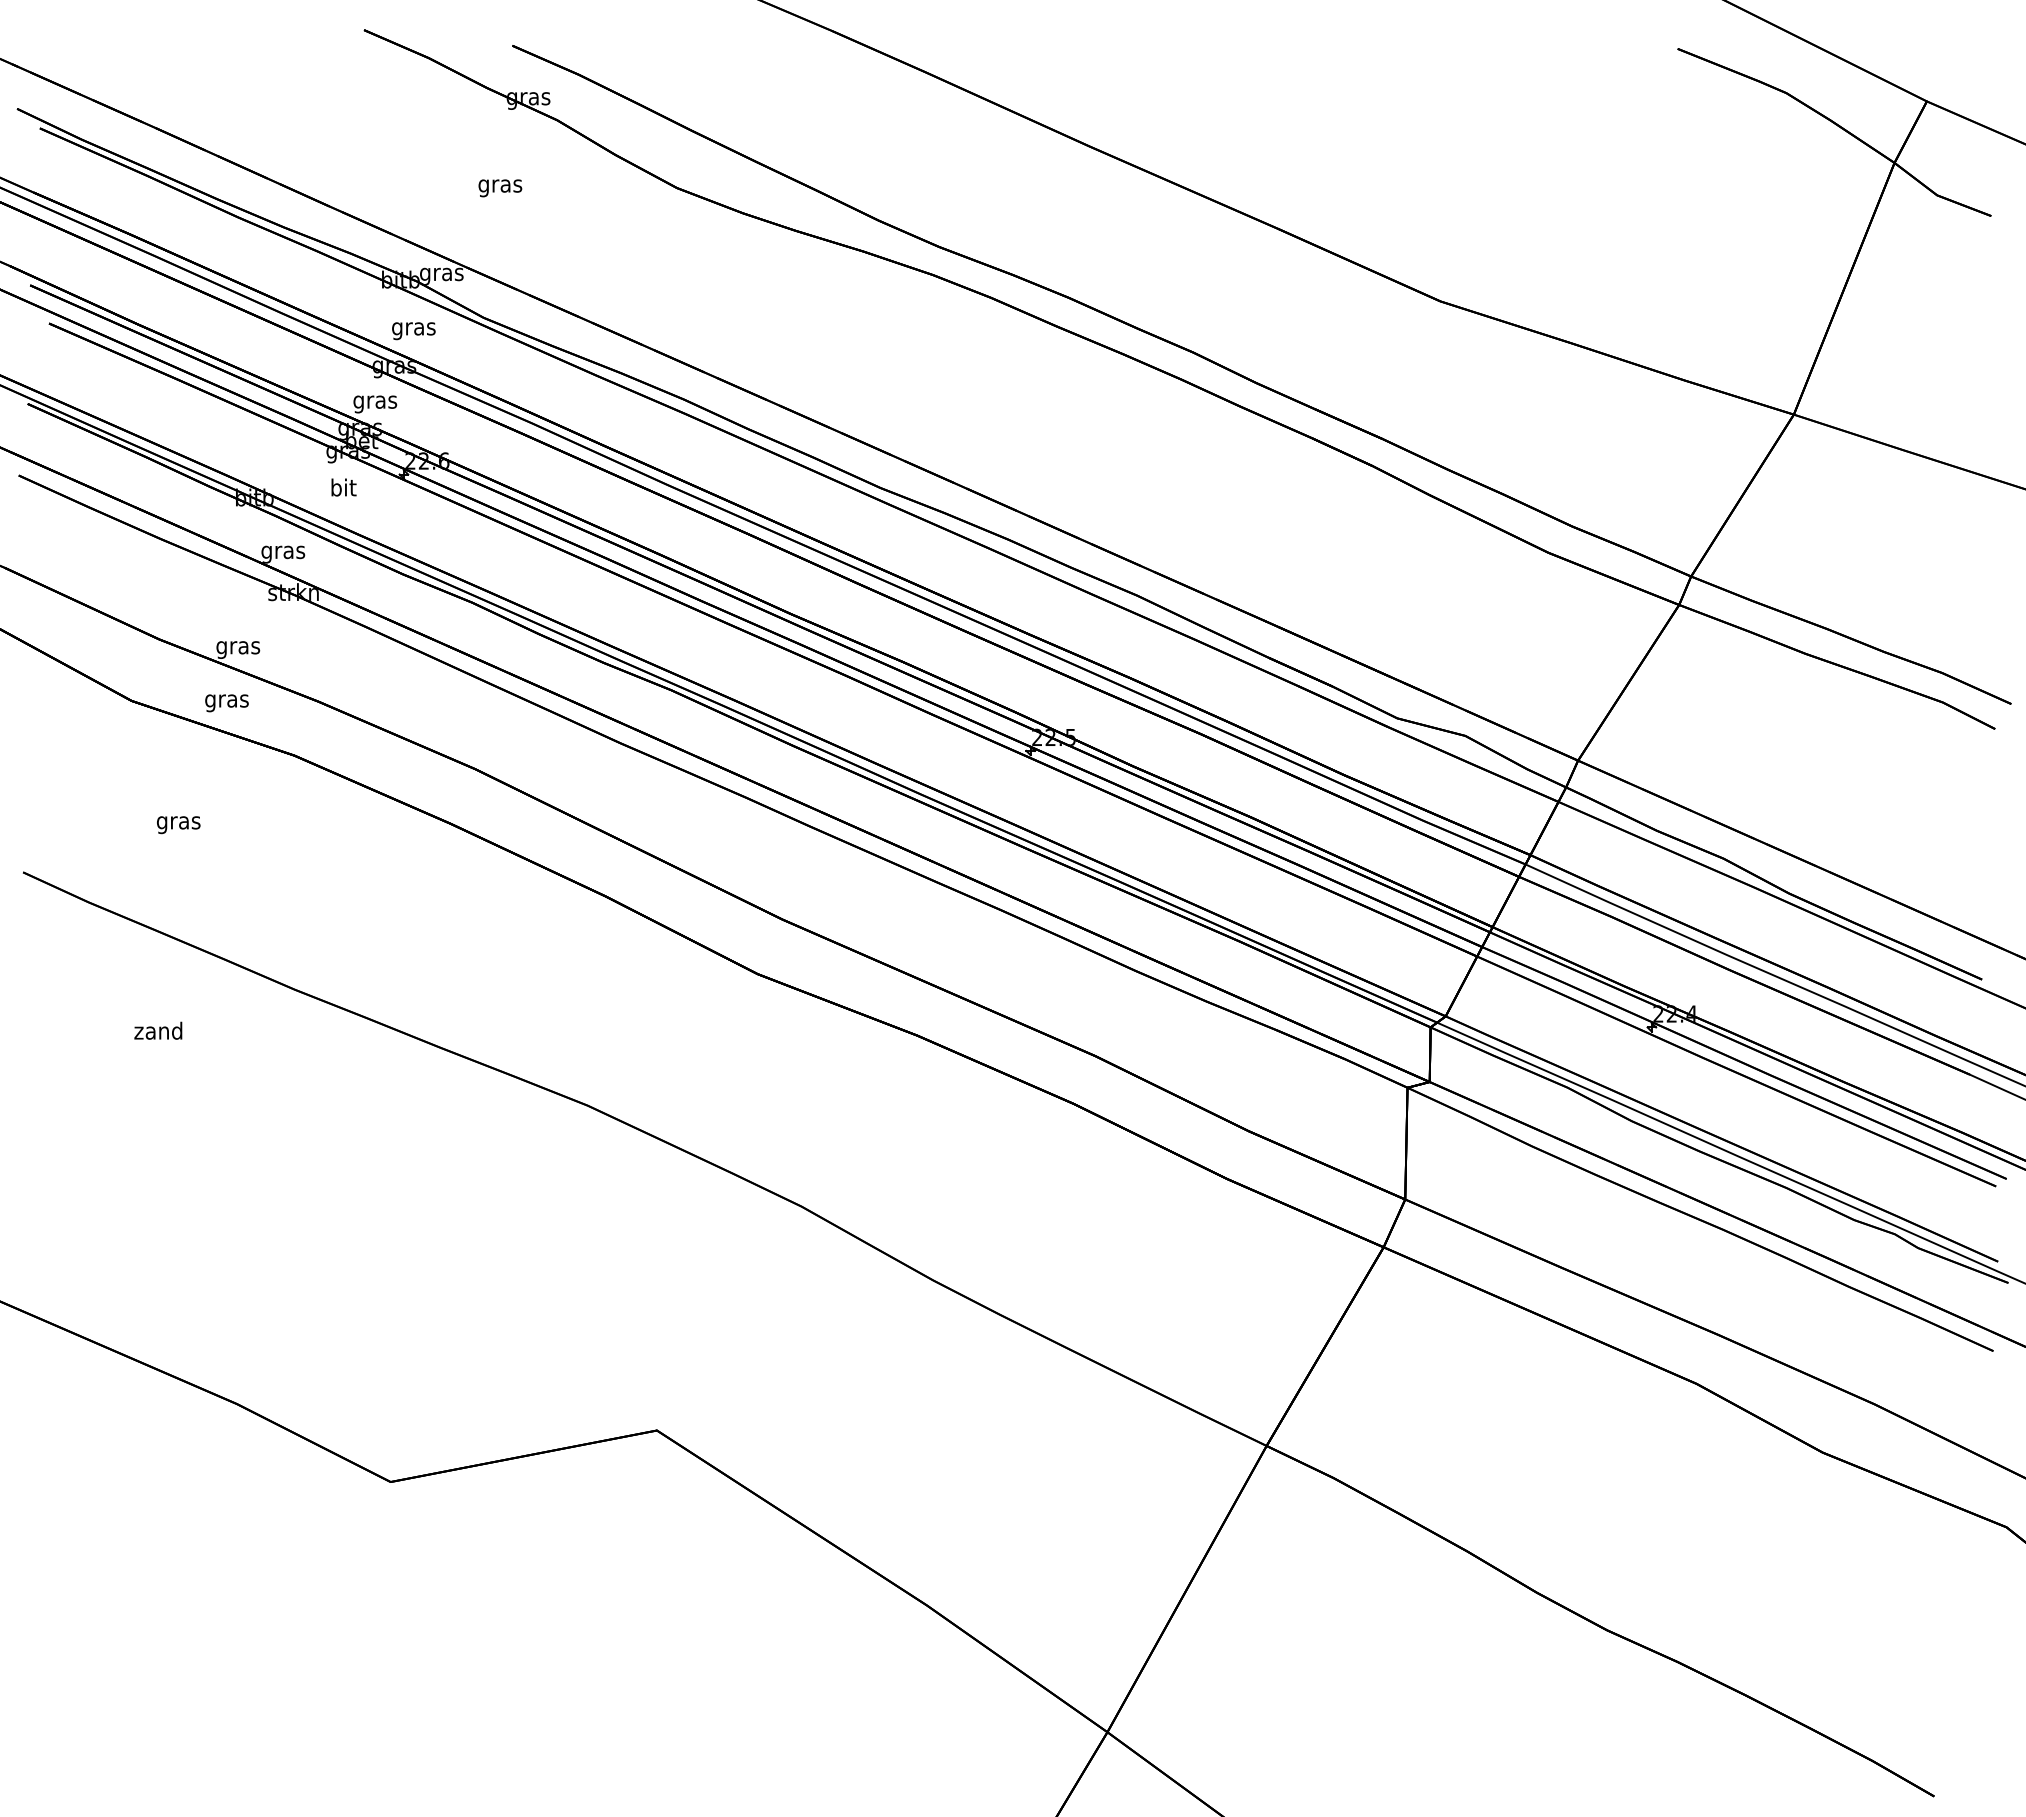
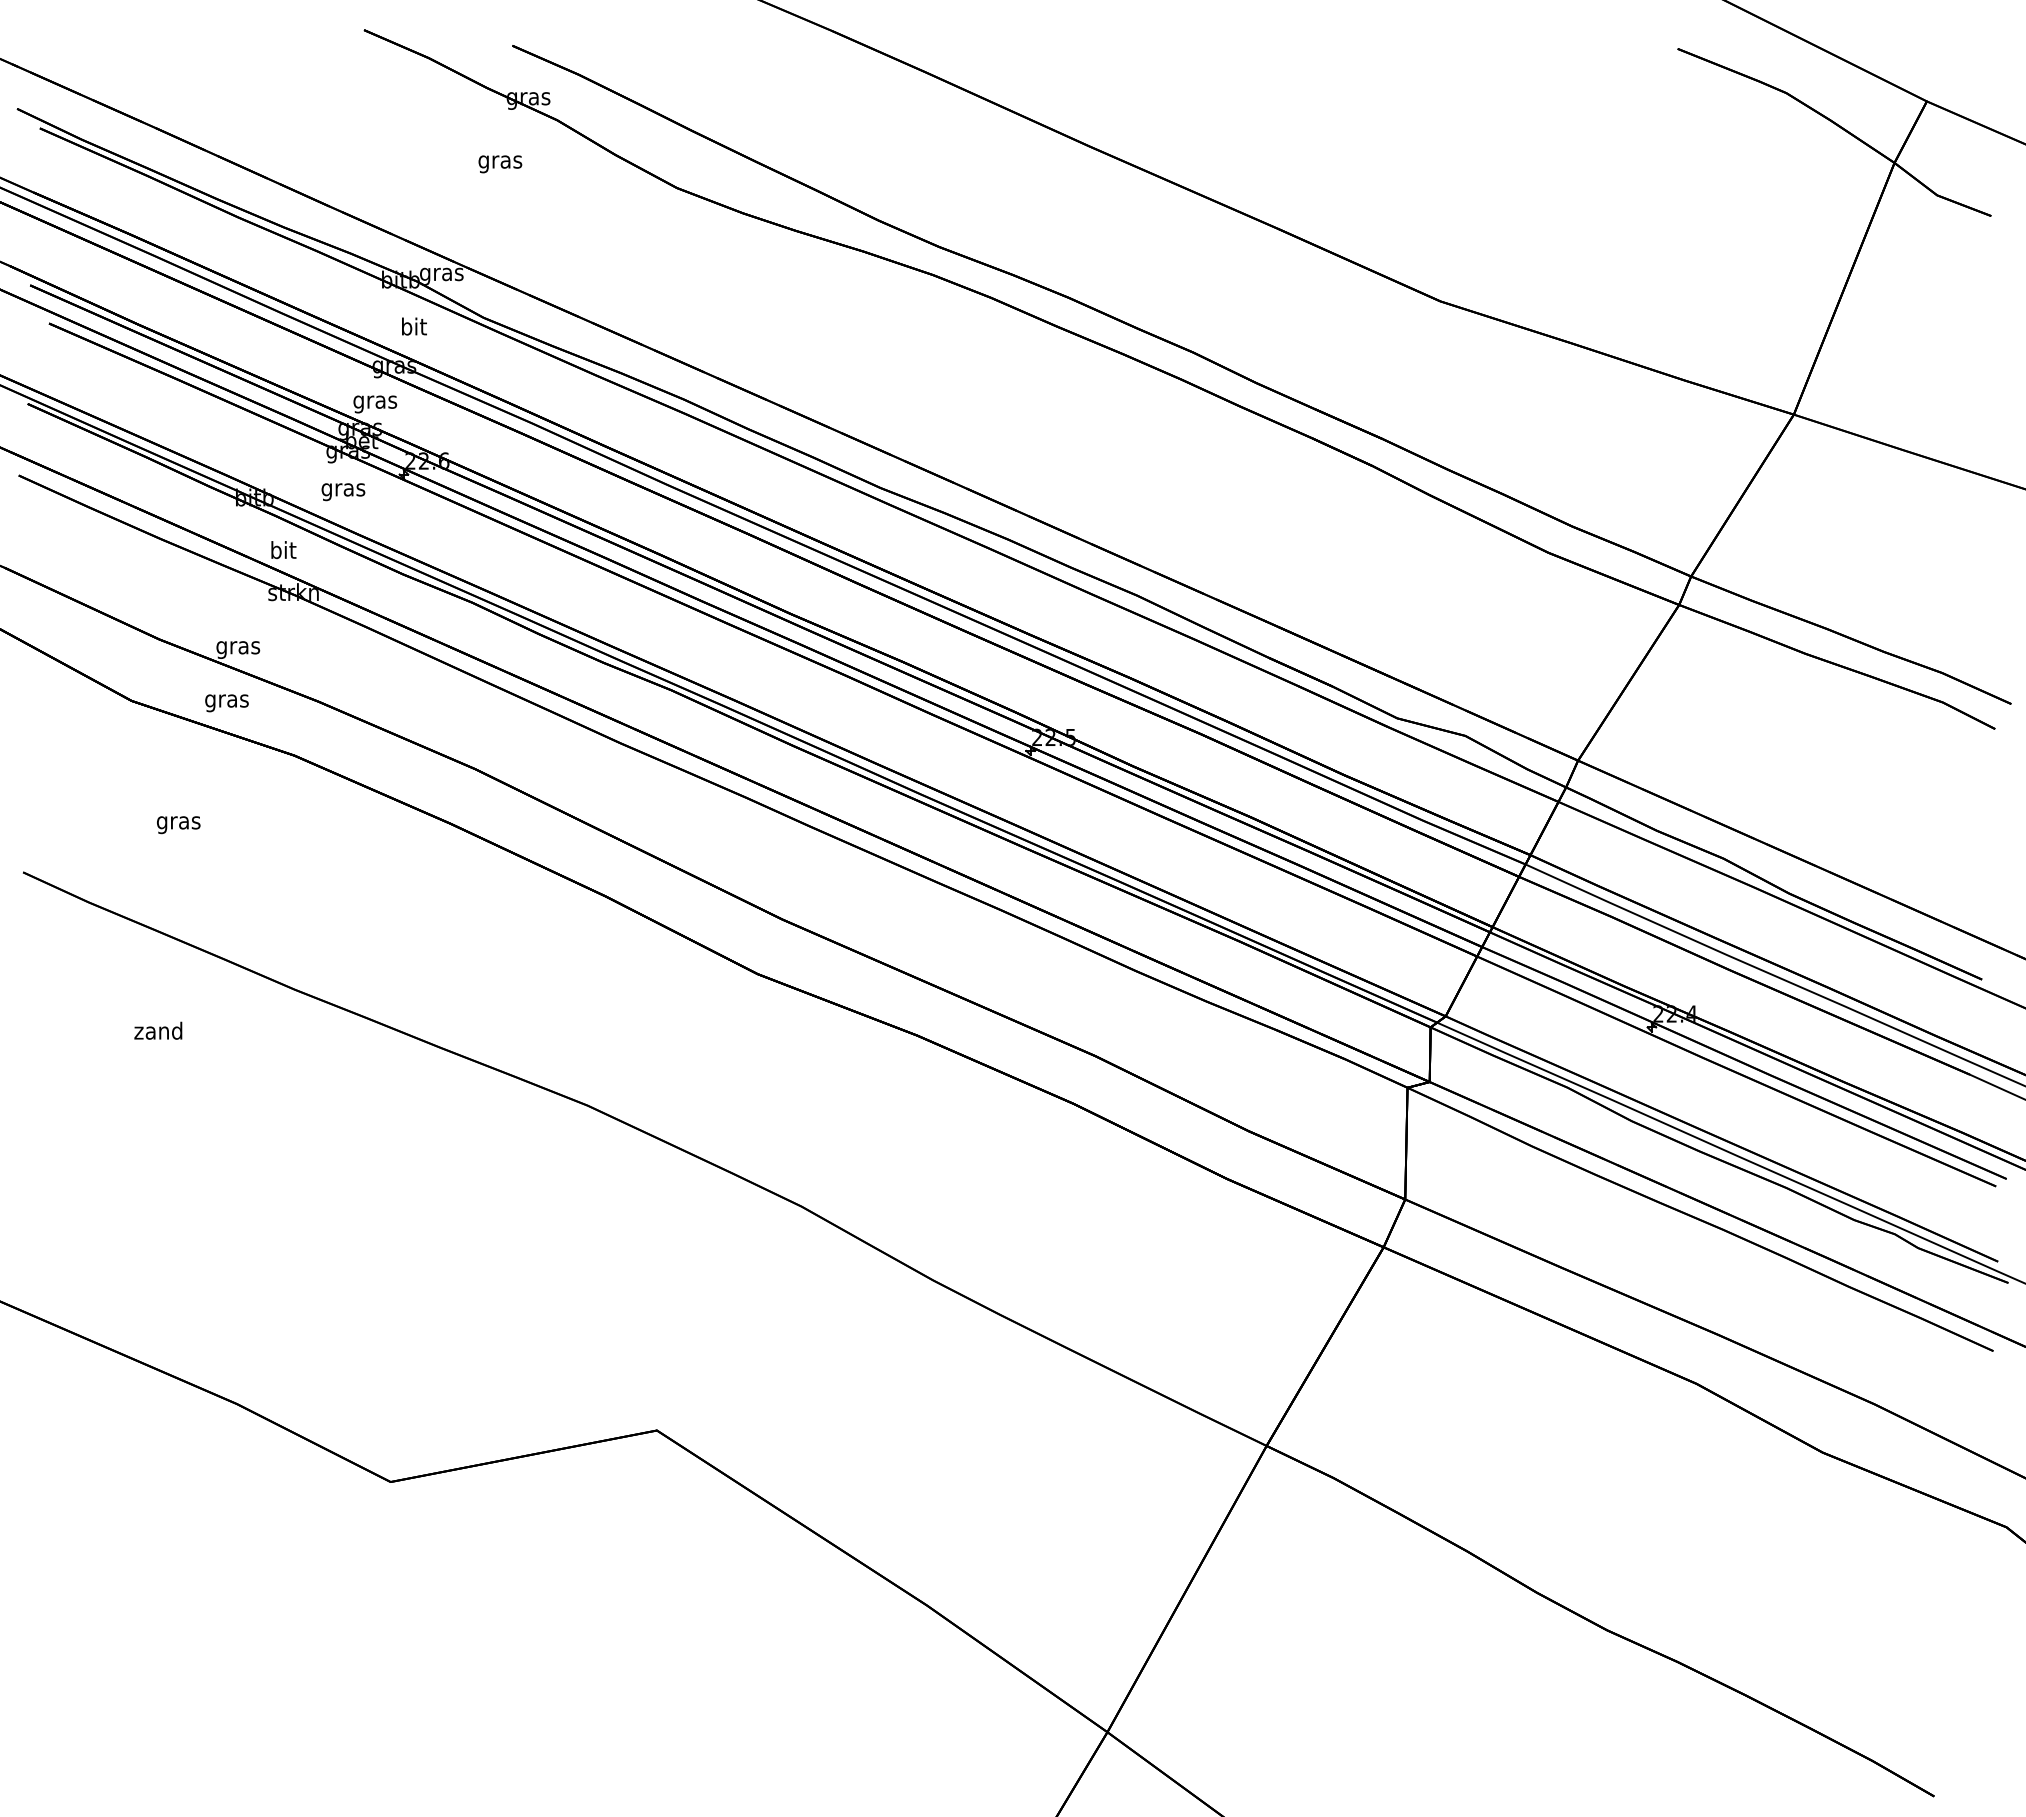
text position: (500, 188) -> (500, 164) (500, 164)
text: gras -> bit (413, 328)
text: bit -> gras (343, 489)
text: gras -> bit (283, 552)
